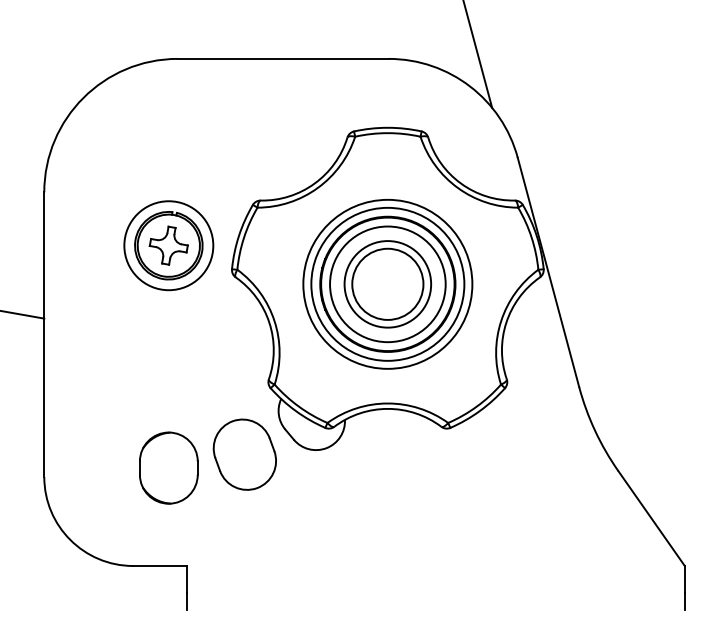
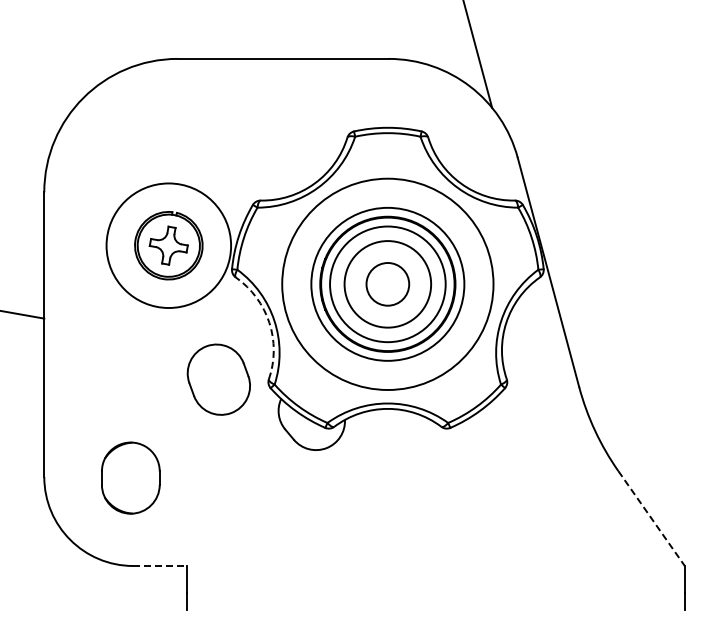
circle diameter: 89 px -> 125 px (168, 245)
circle diameter: 169 px -> 211 px (387, 283)
circle diameter: 71 px -> 43 px (387, 284)
arc: solid -> dashed (269, 322)
part position: (244, 454) -> (218, 379) (218, 379)
part position: (168, 467) -> (130, 477) (130, 477)
line: solid -> dashed (651, 518)
line: solid -> dashed (159, 565)
